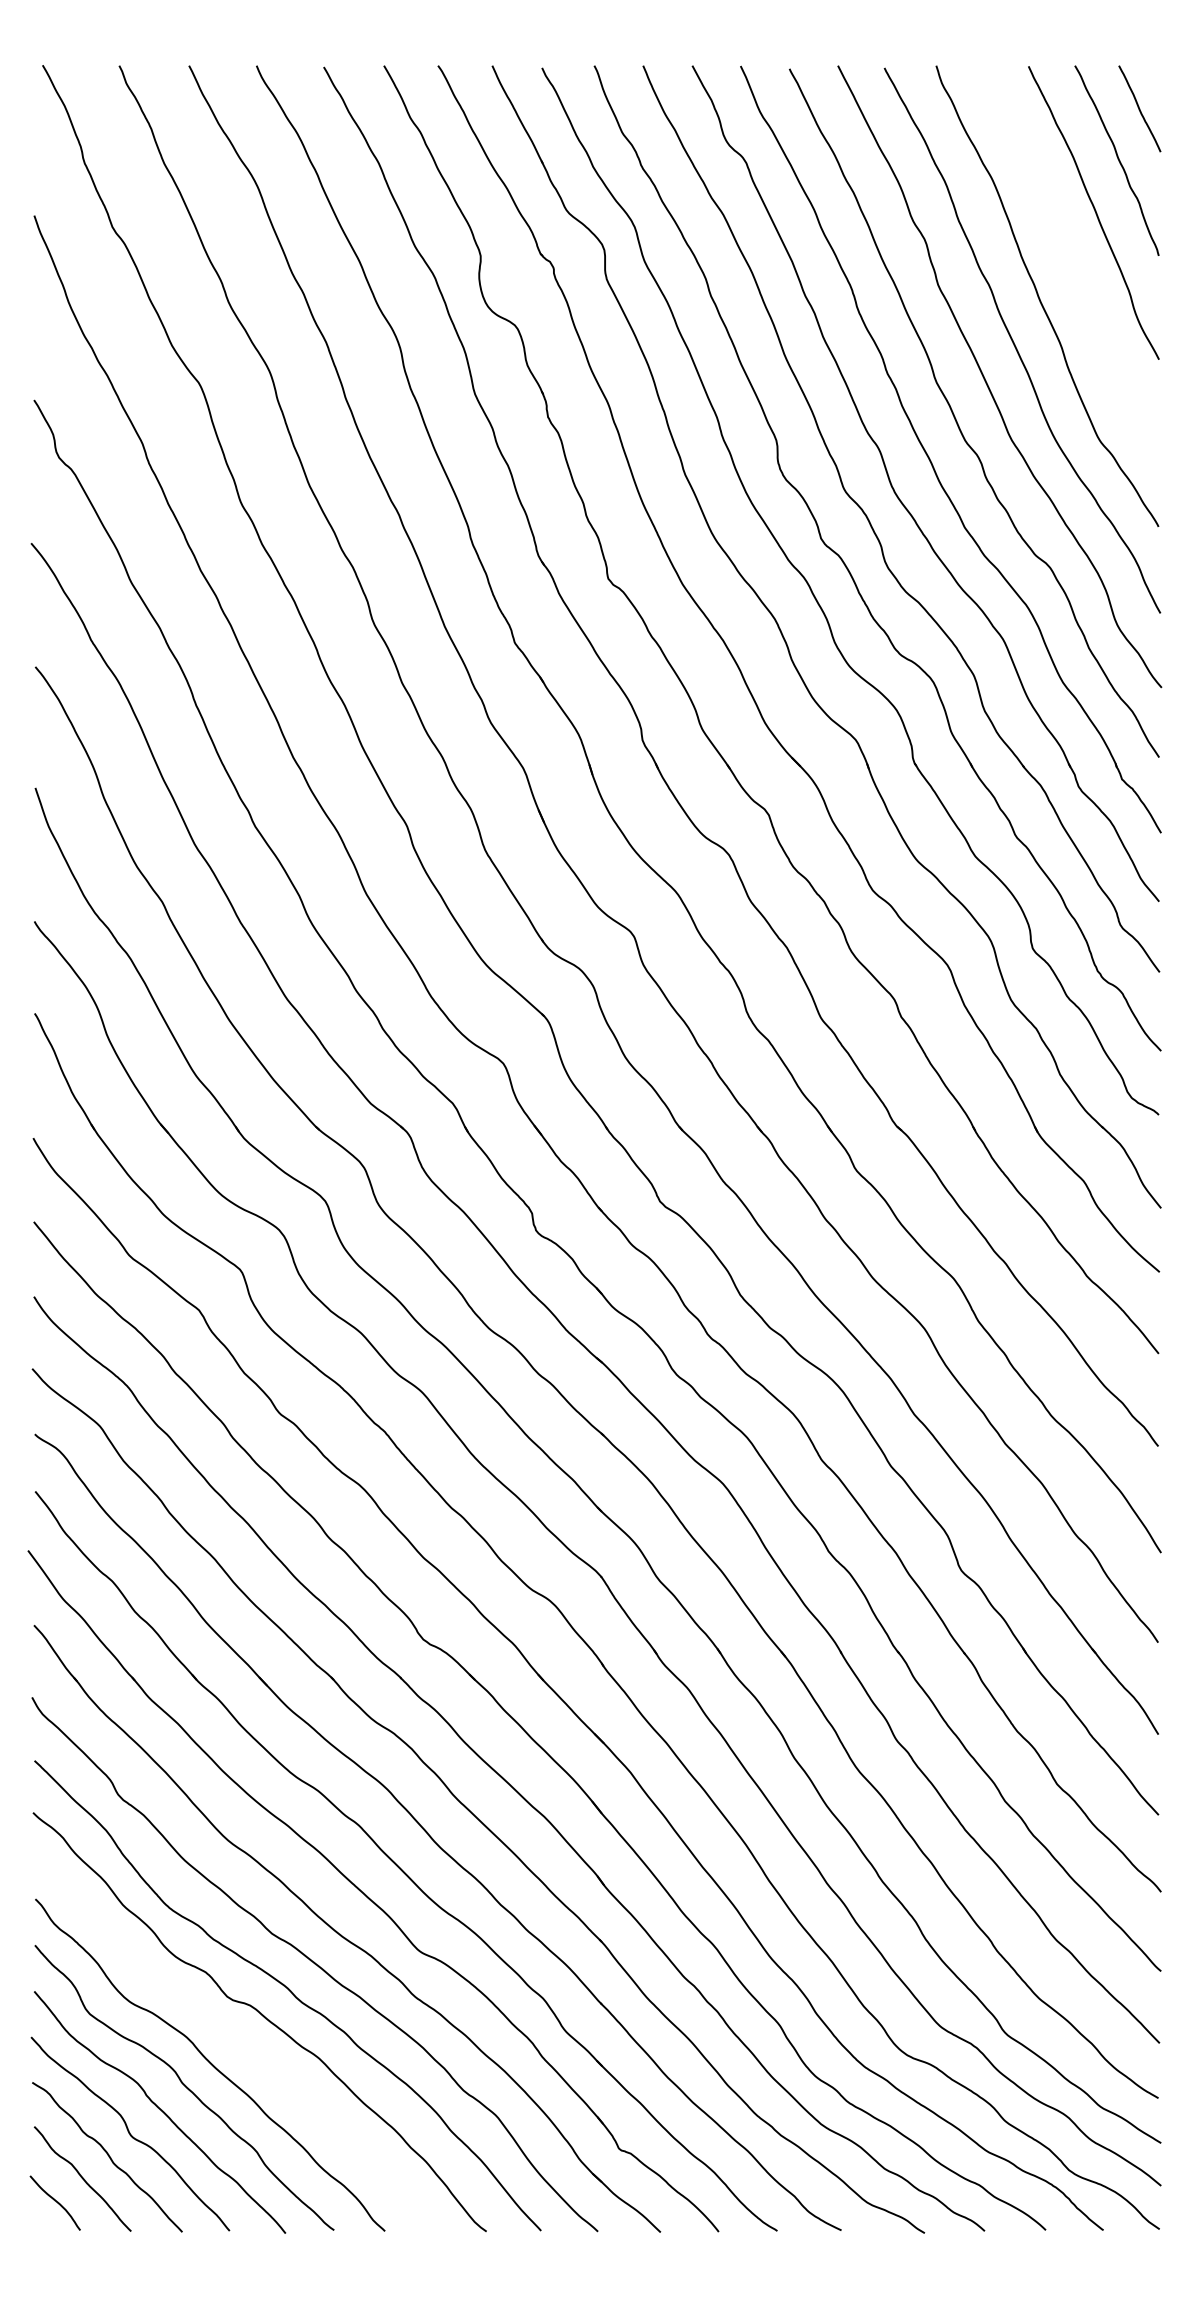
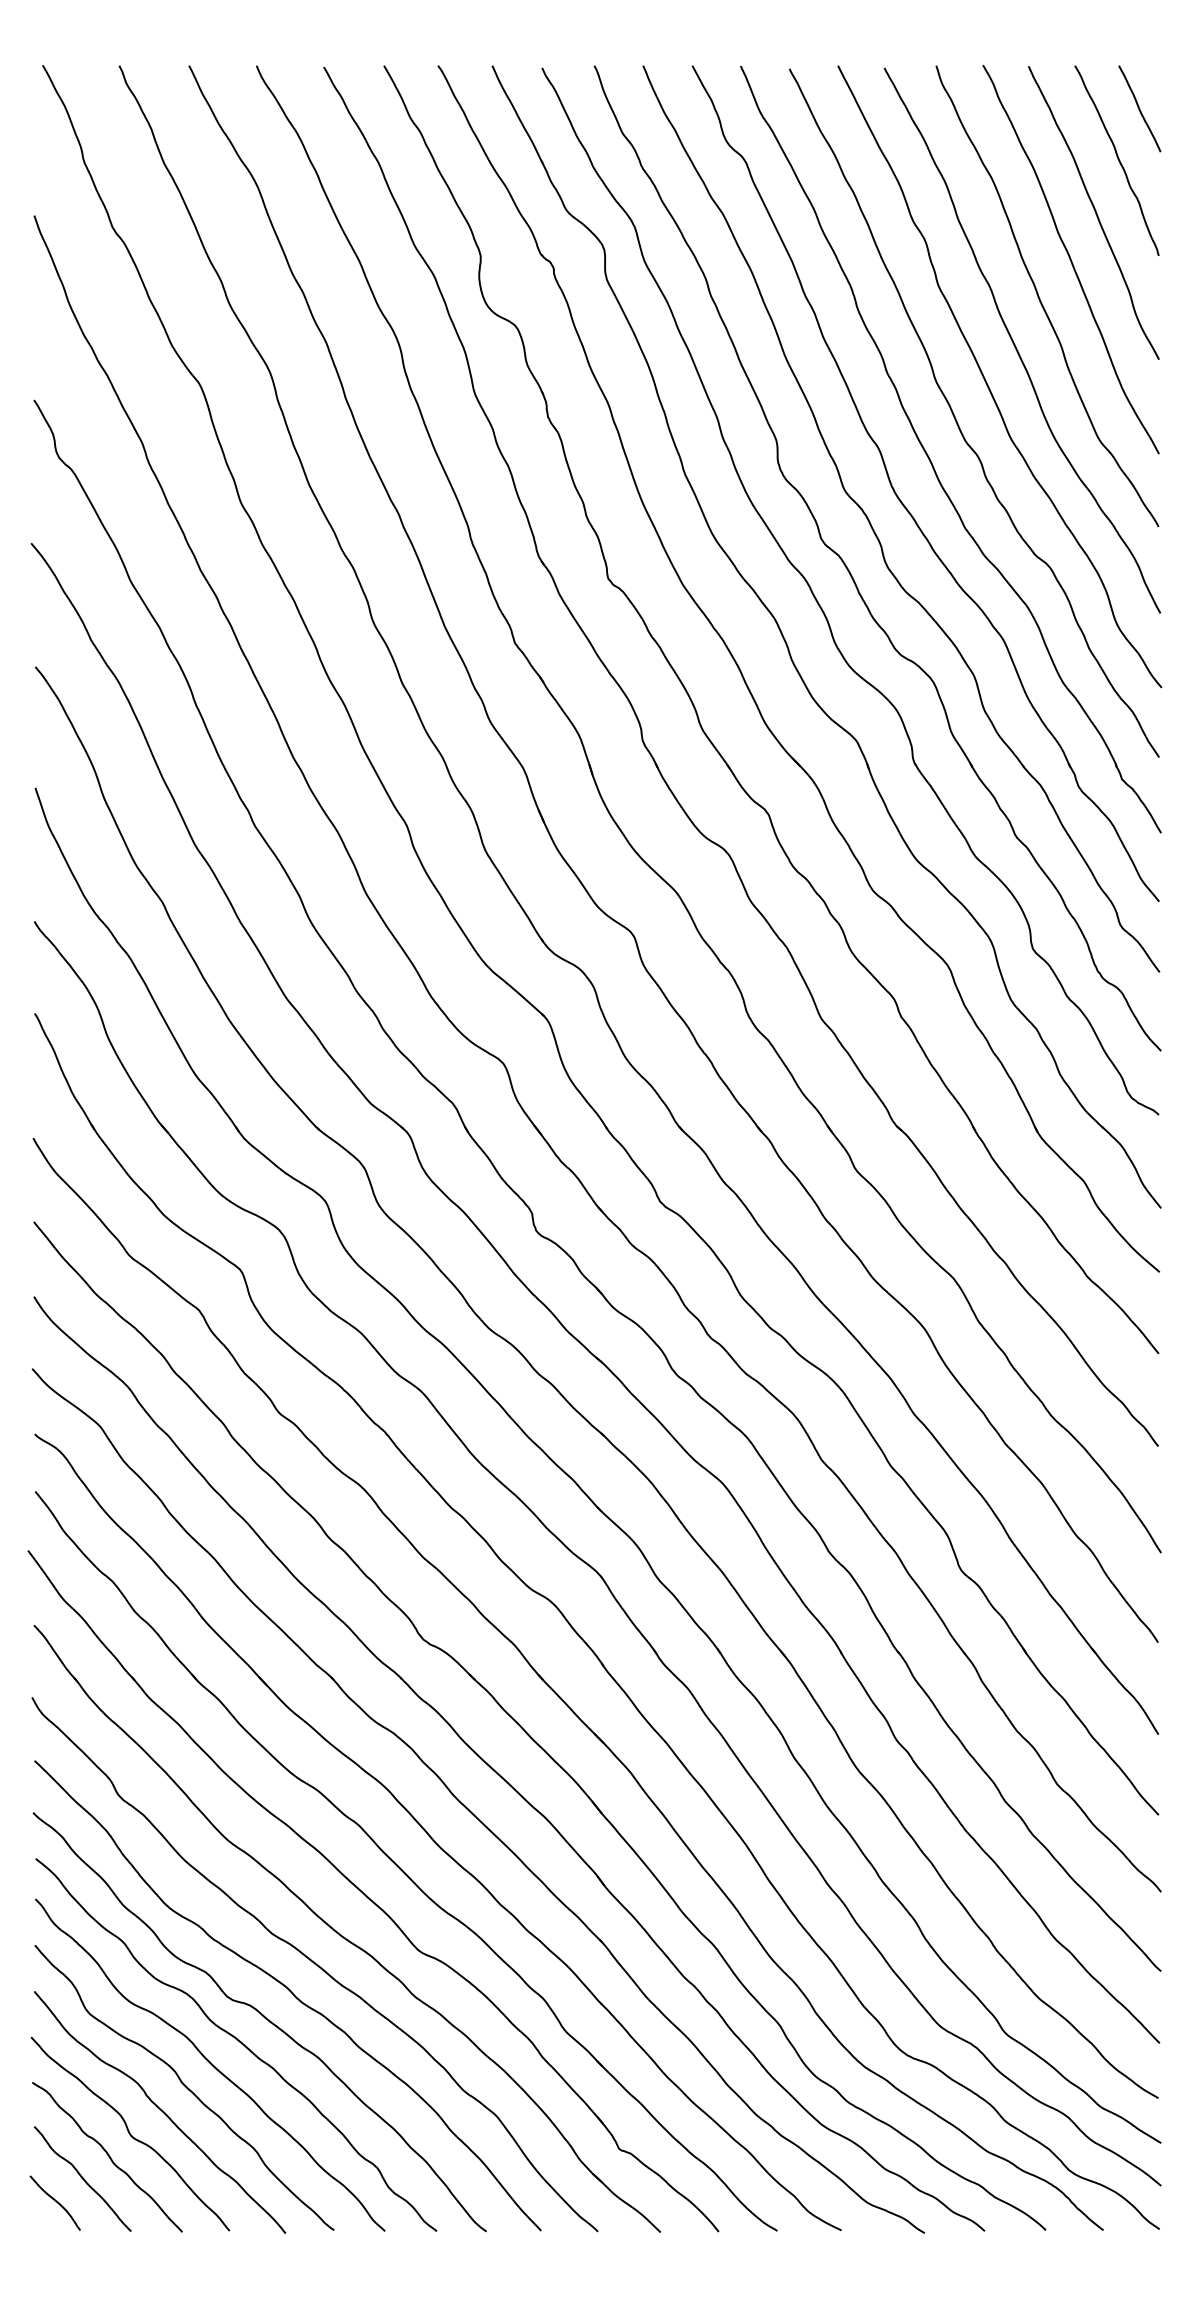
curve: none -> present (1070, 259)
curve: none -> present (238, 2041)
